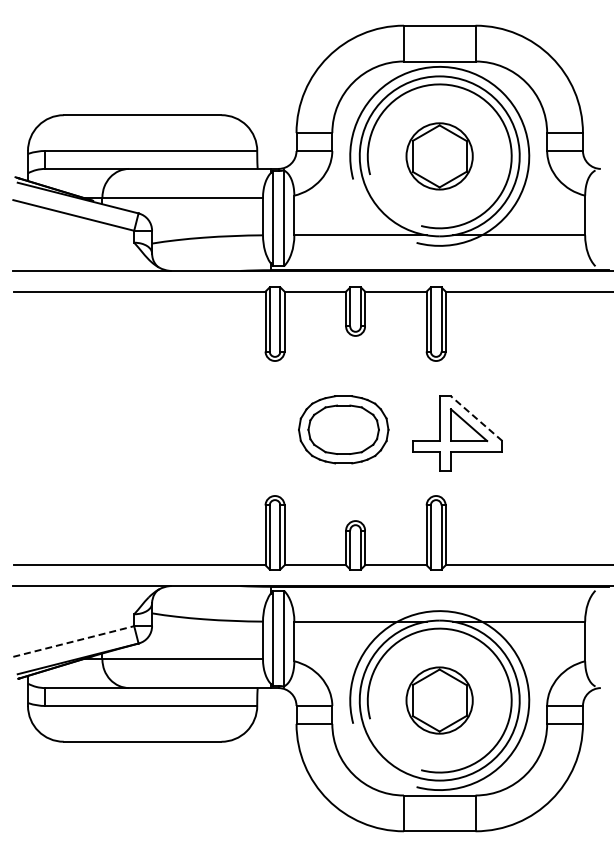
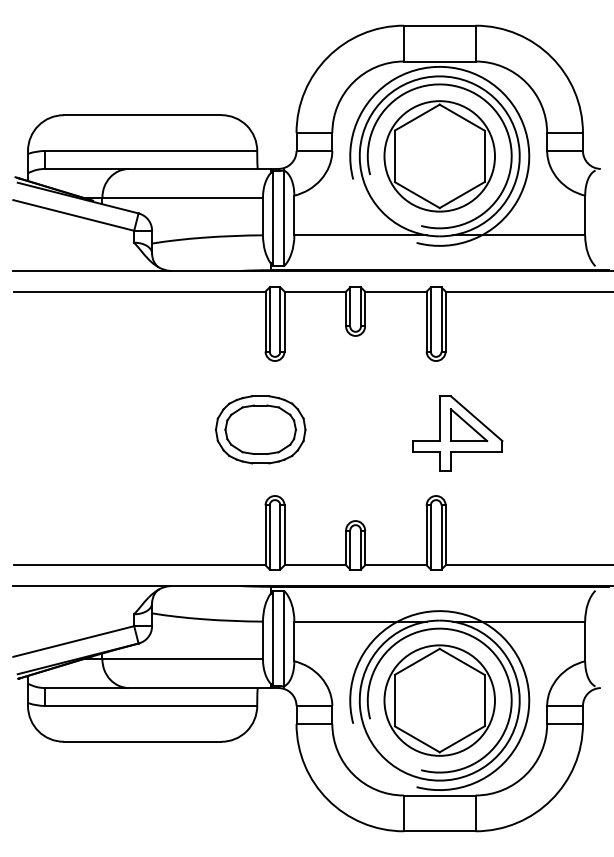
part size: 69x69 px -> 113x113 px (439, 156)
line: dashed -> solid (476, 418)
part position: (343, 429) -> (260, 429) (260, 429)
line: dashed -> solid (74, 641)
part size: 69x69 px -> 113x113 px (439, 700)
